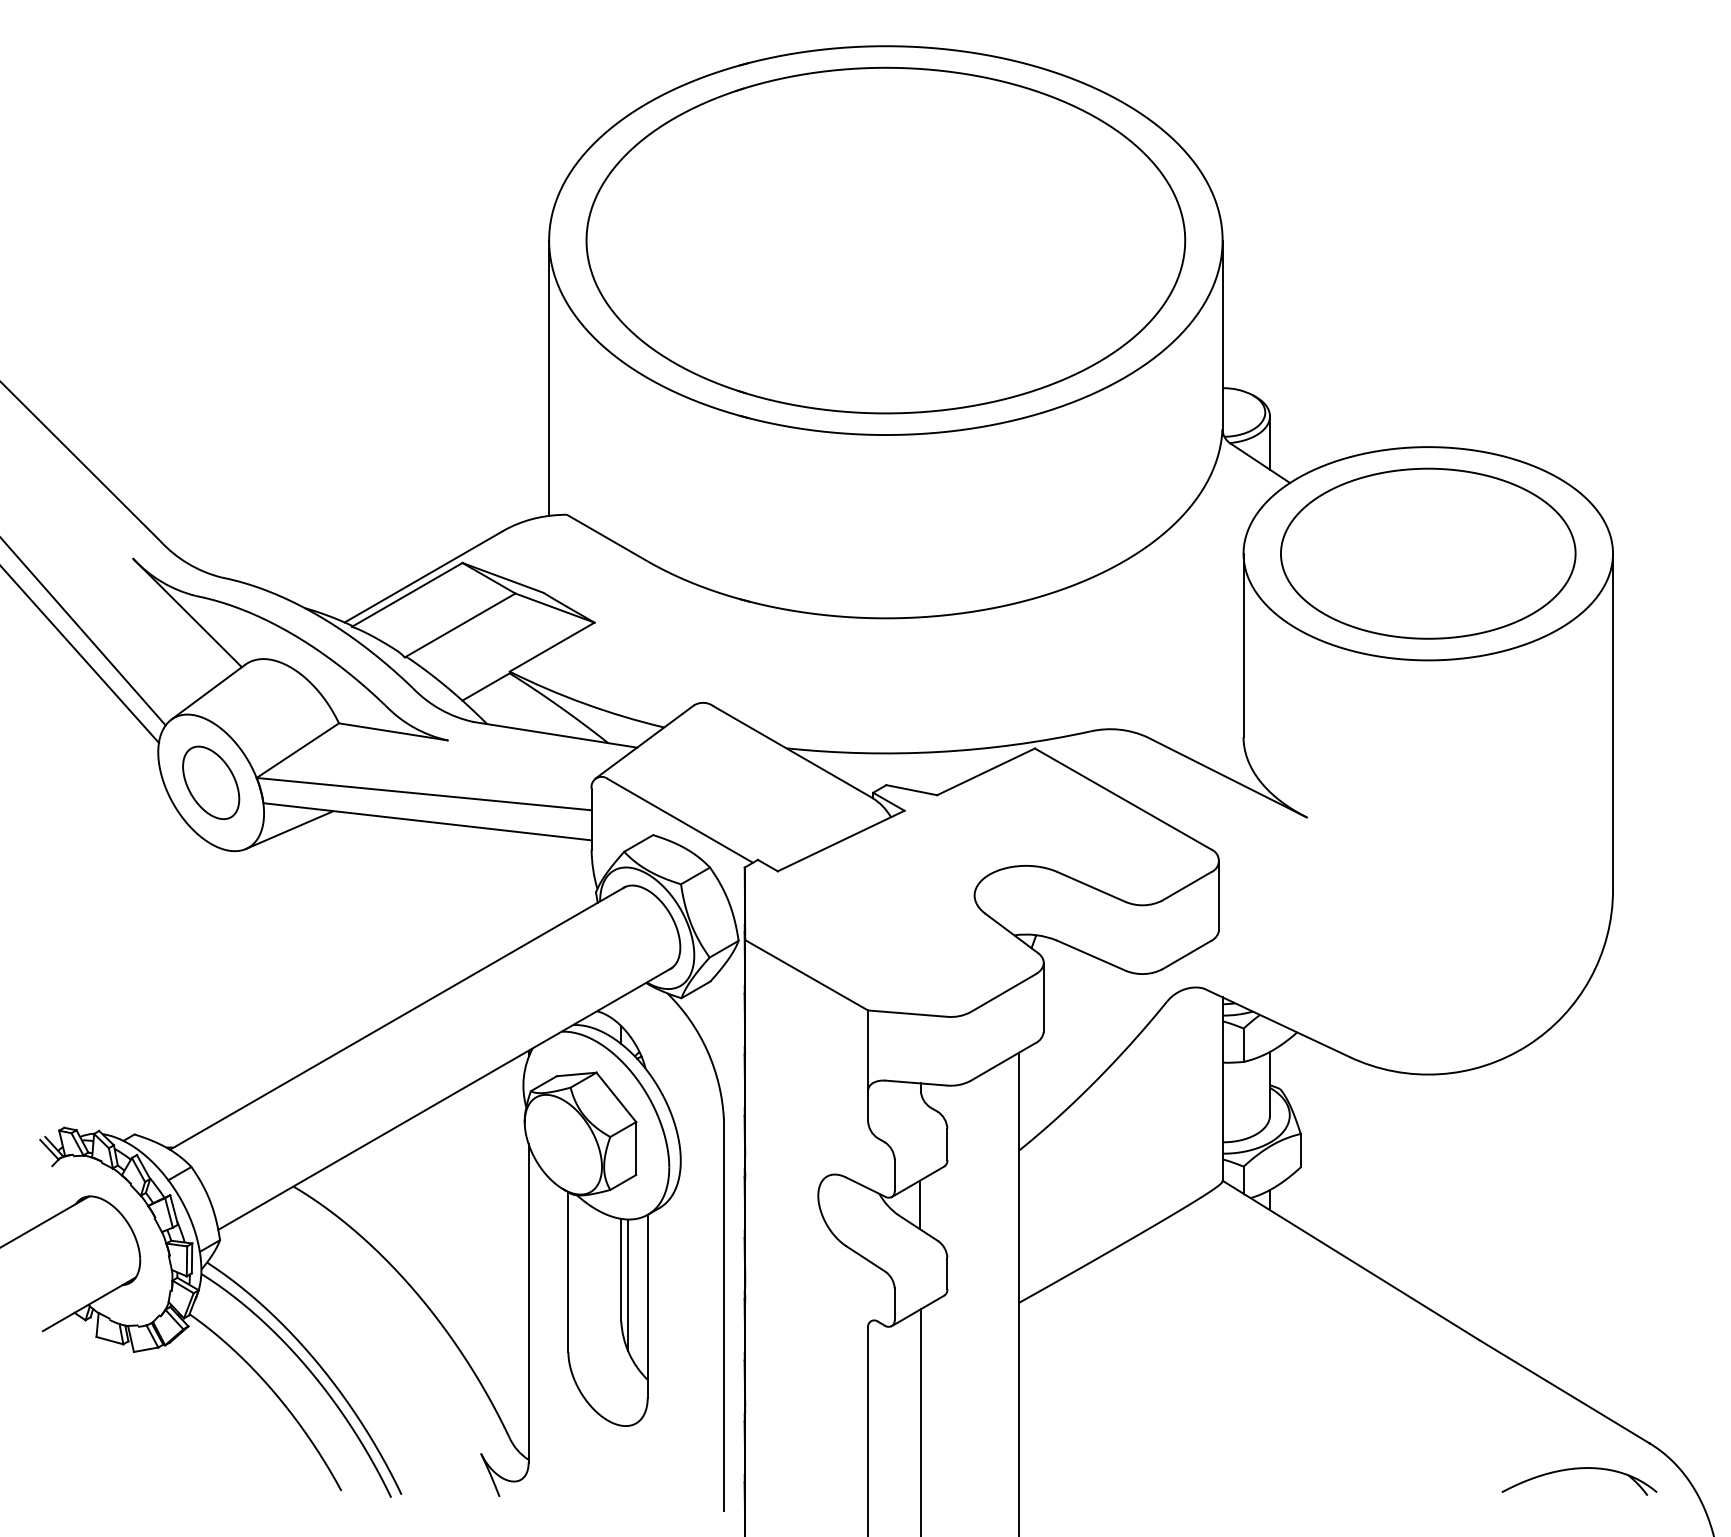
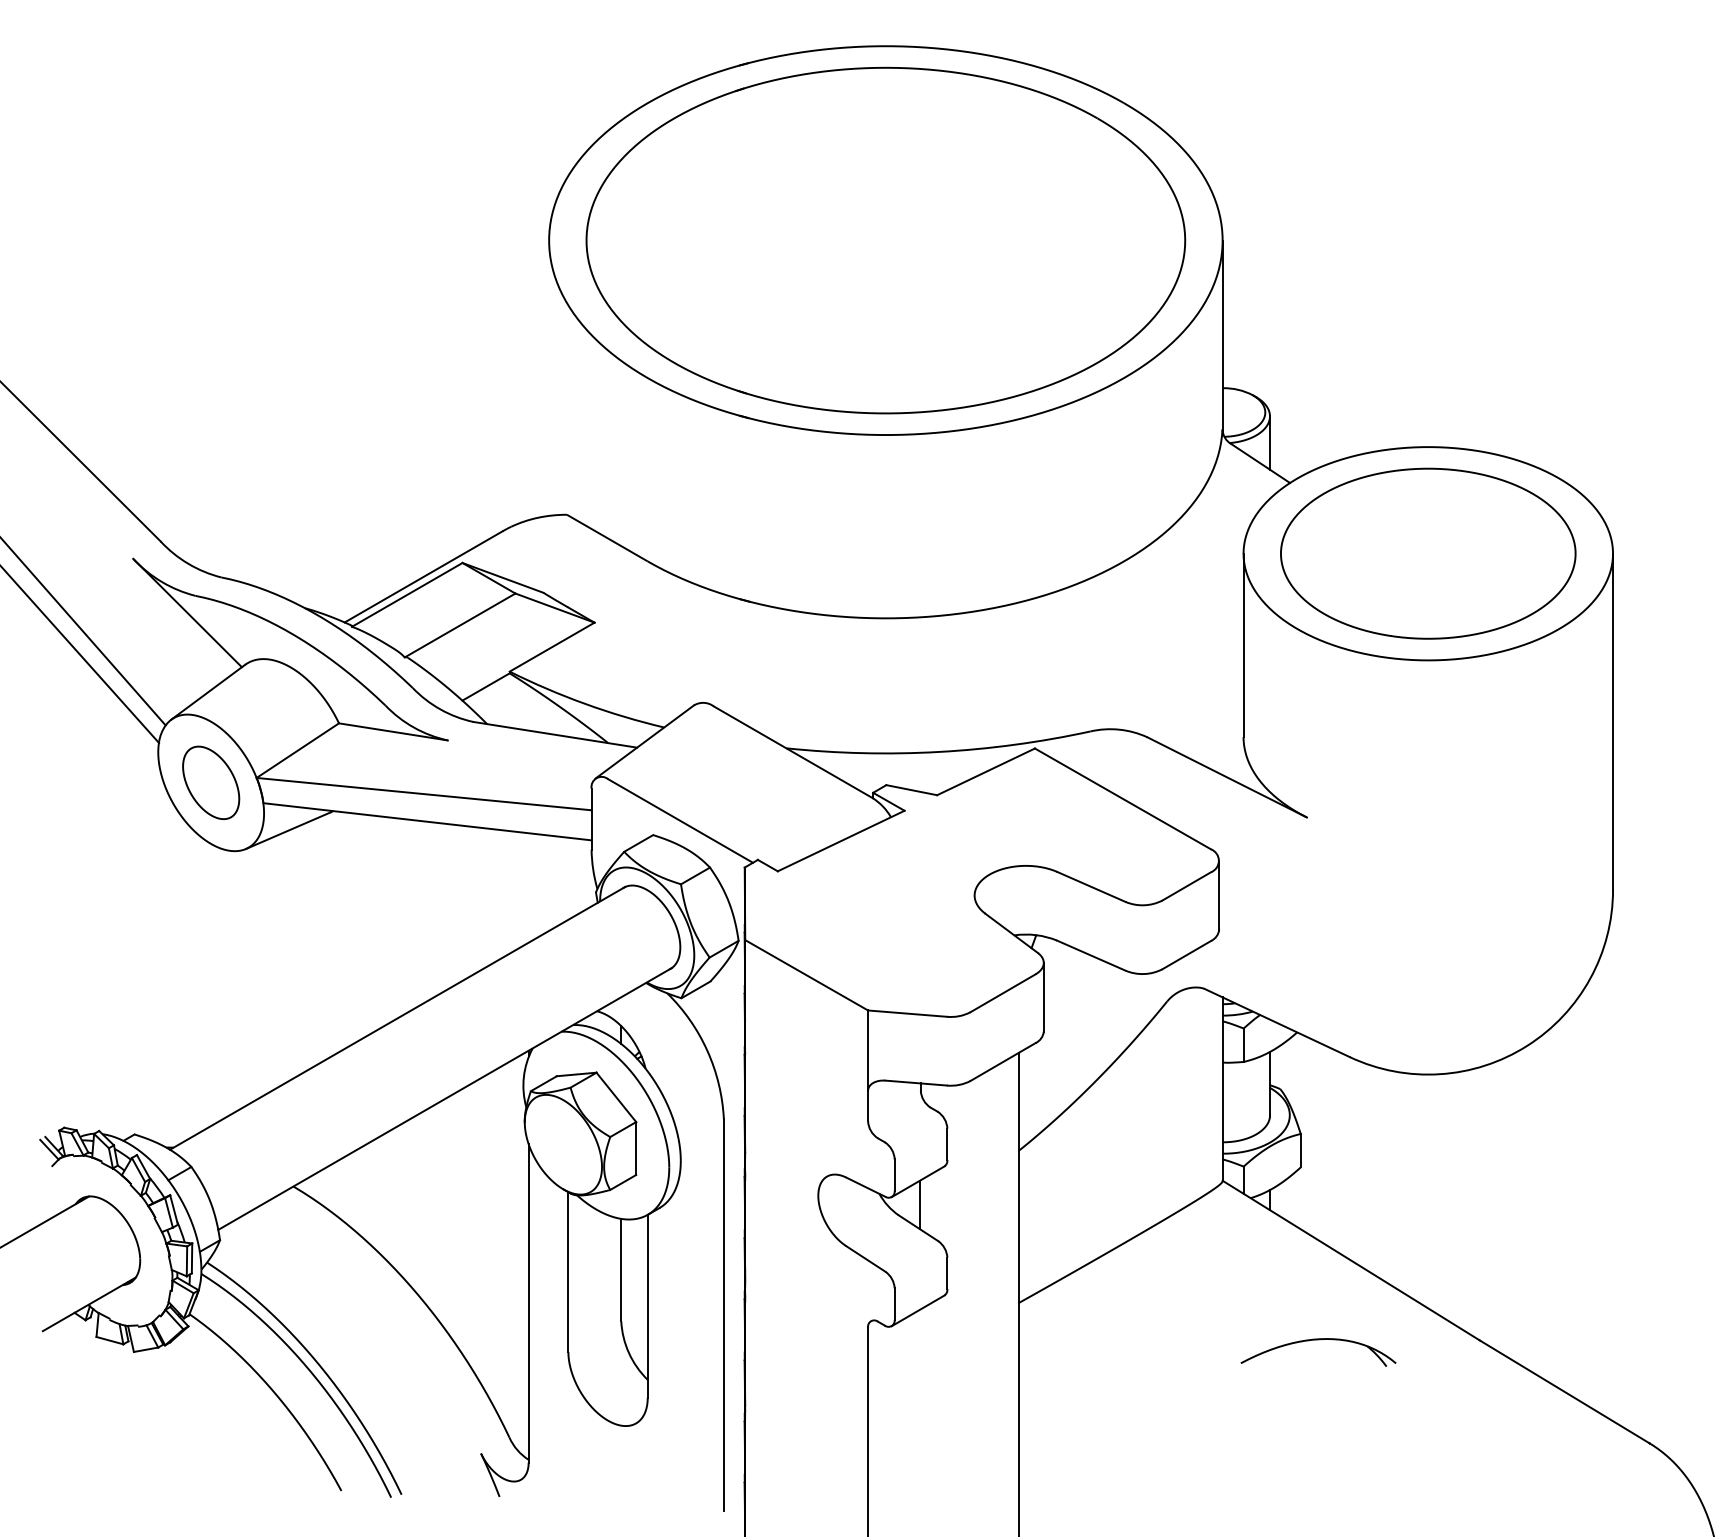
line: present -> none (549, 377)
line: present -> none (627, 1284)
line: present -> none (920, 1421)
part position: (1579, 1469) -> (1318, 1340) (1318, 1340)
